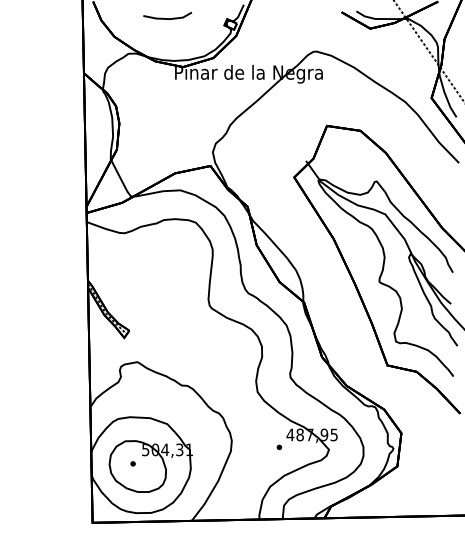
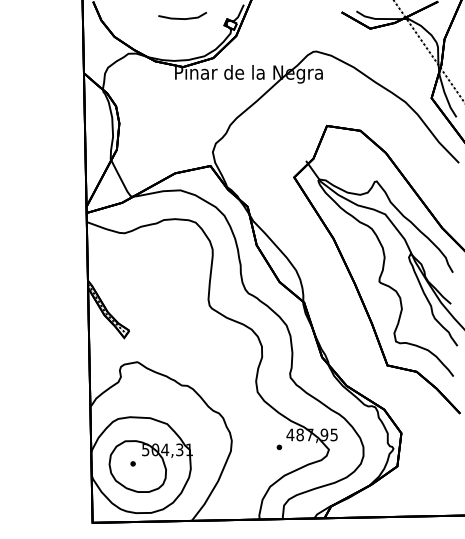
line position: (167, 18) -> (182, 18) (182, 18)
